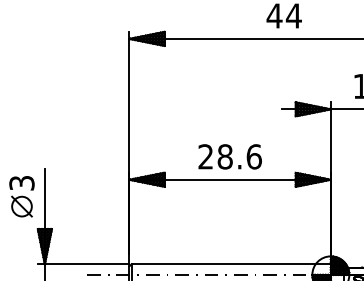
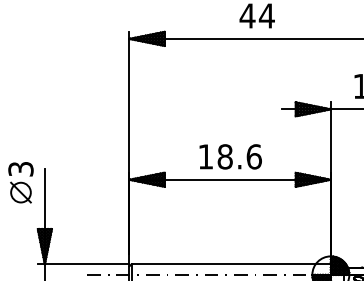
text position: (283, 15) -> (256, 15) (256, 15)
text: 28.6 -> 18.6 (205, 156)
part position: (21, 196) -> (20, 182) (20, 182)
